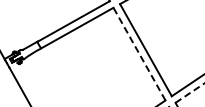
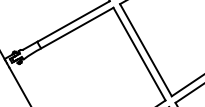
line: dashed -> solid (139, 53)
line: dashed -> solid (190, 92)
